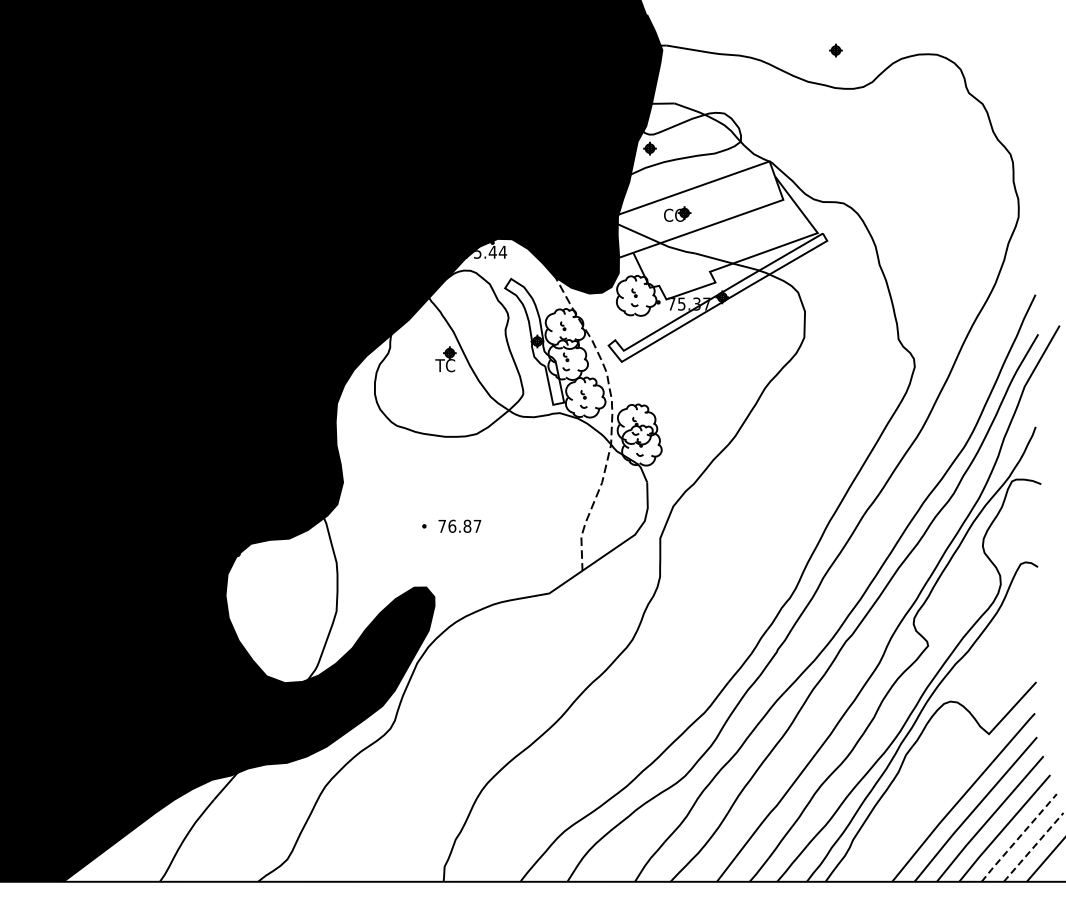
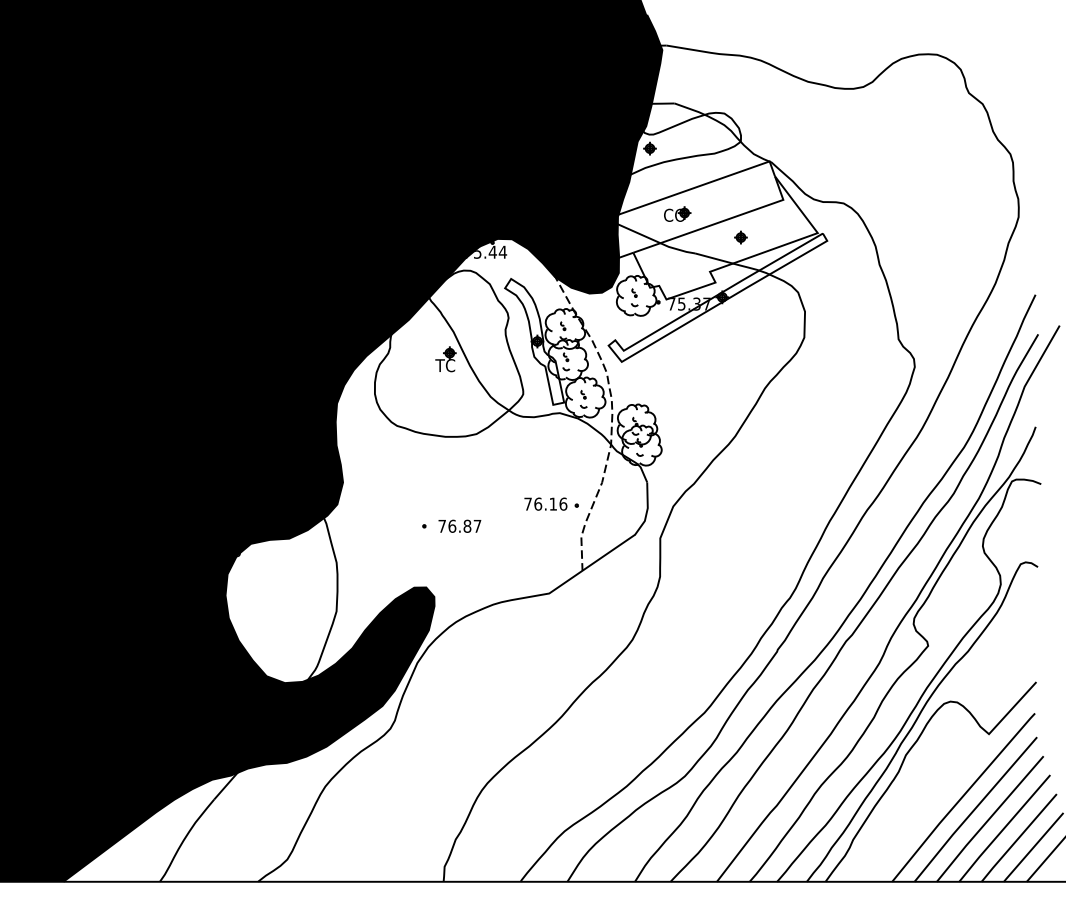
part position: (835, 50) -> (740, 237) (740, 237)
part: none -> present (551, 503)
line: dashed -> solid (1019, 837)
line: dashed -> solid (1033, 847)
